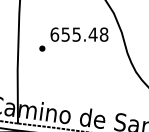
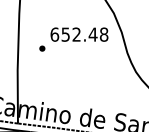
text: 655.48 -> 652.48 (76, 34)
